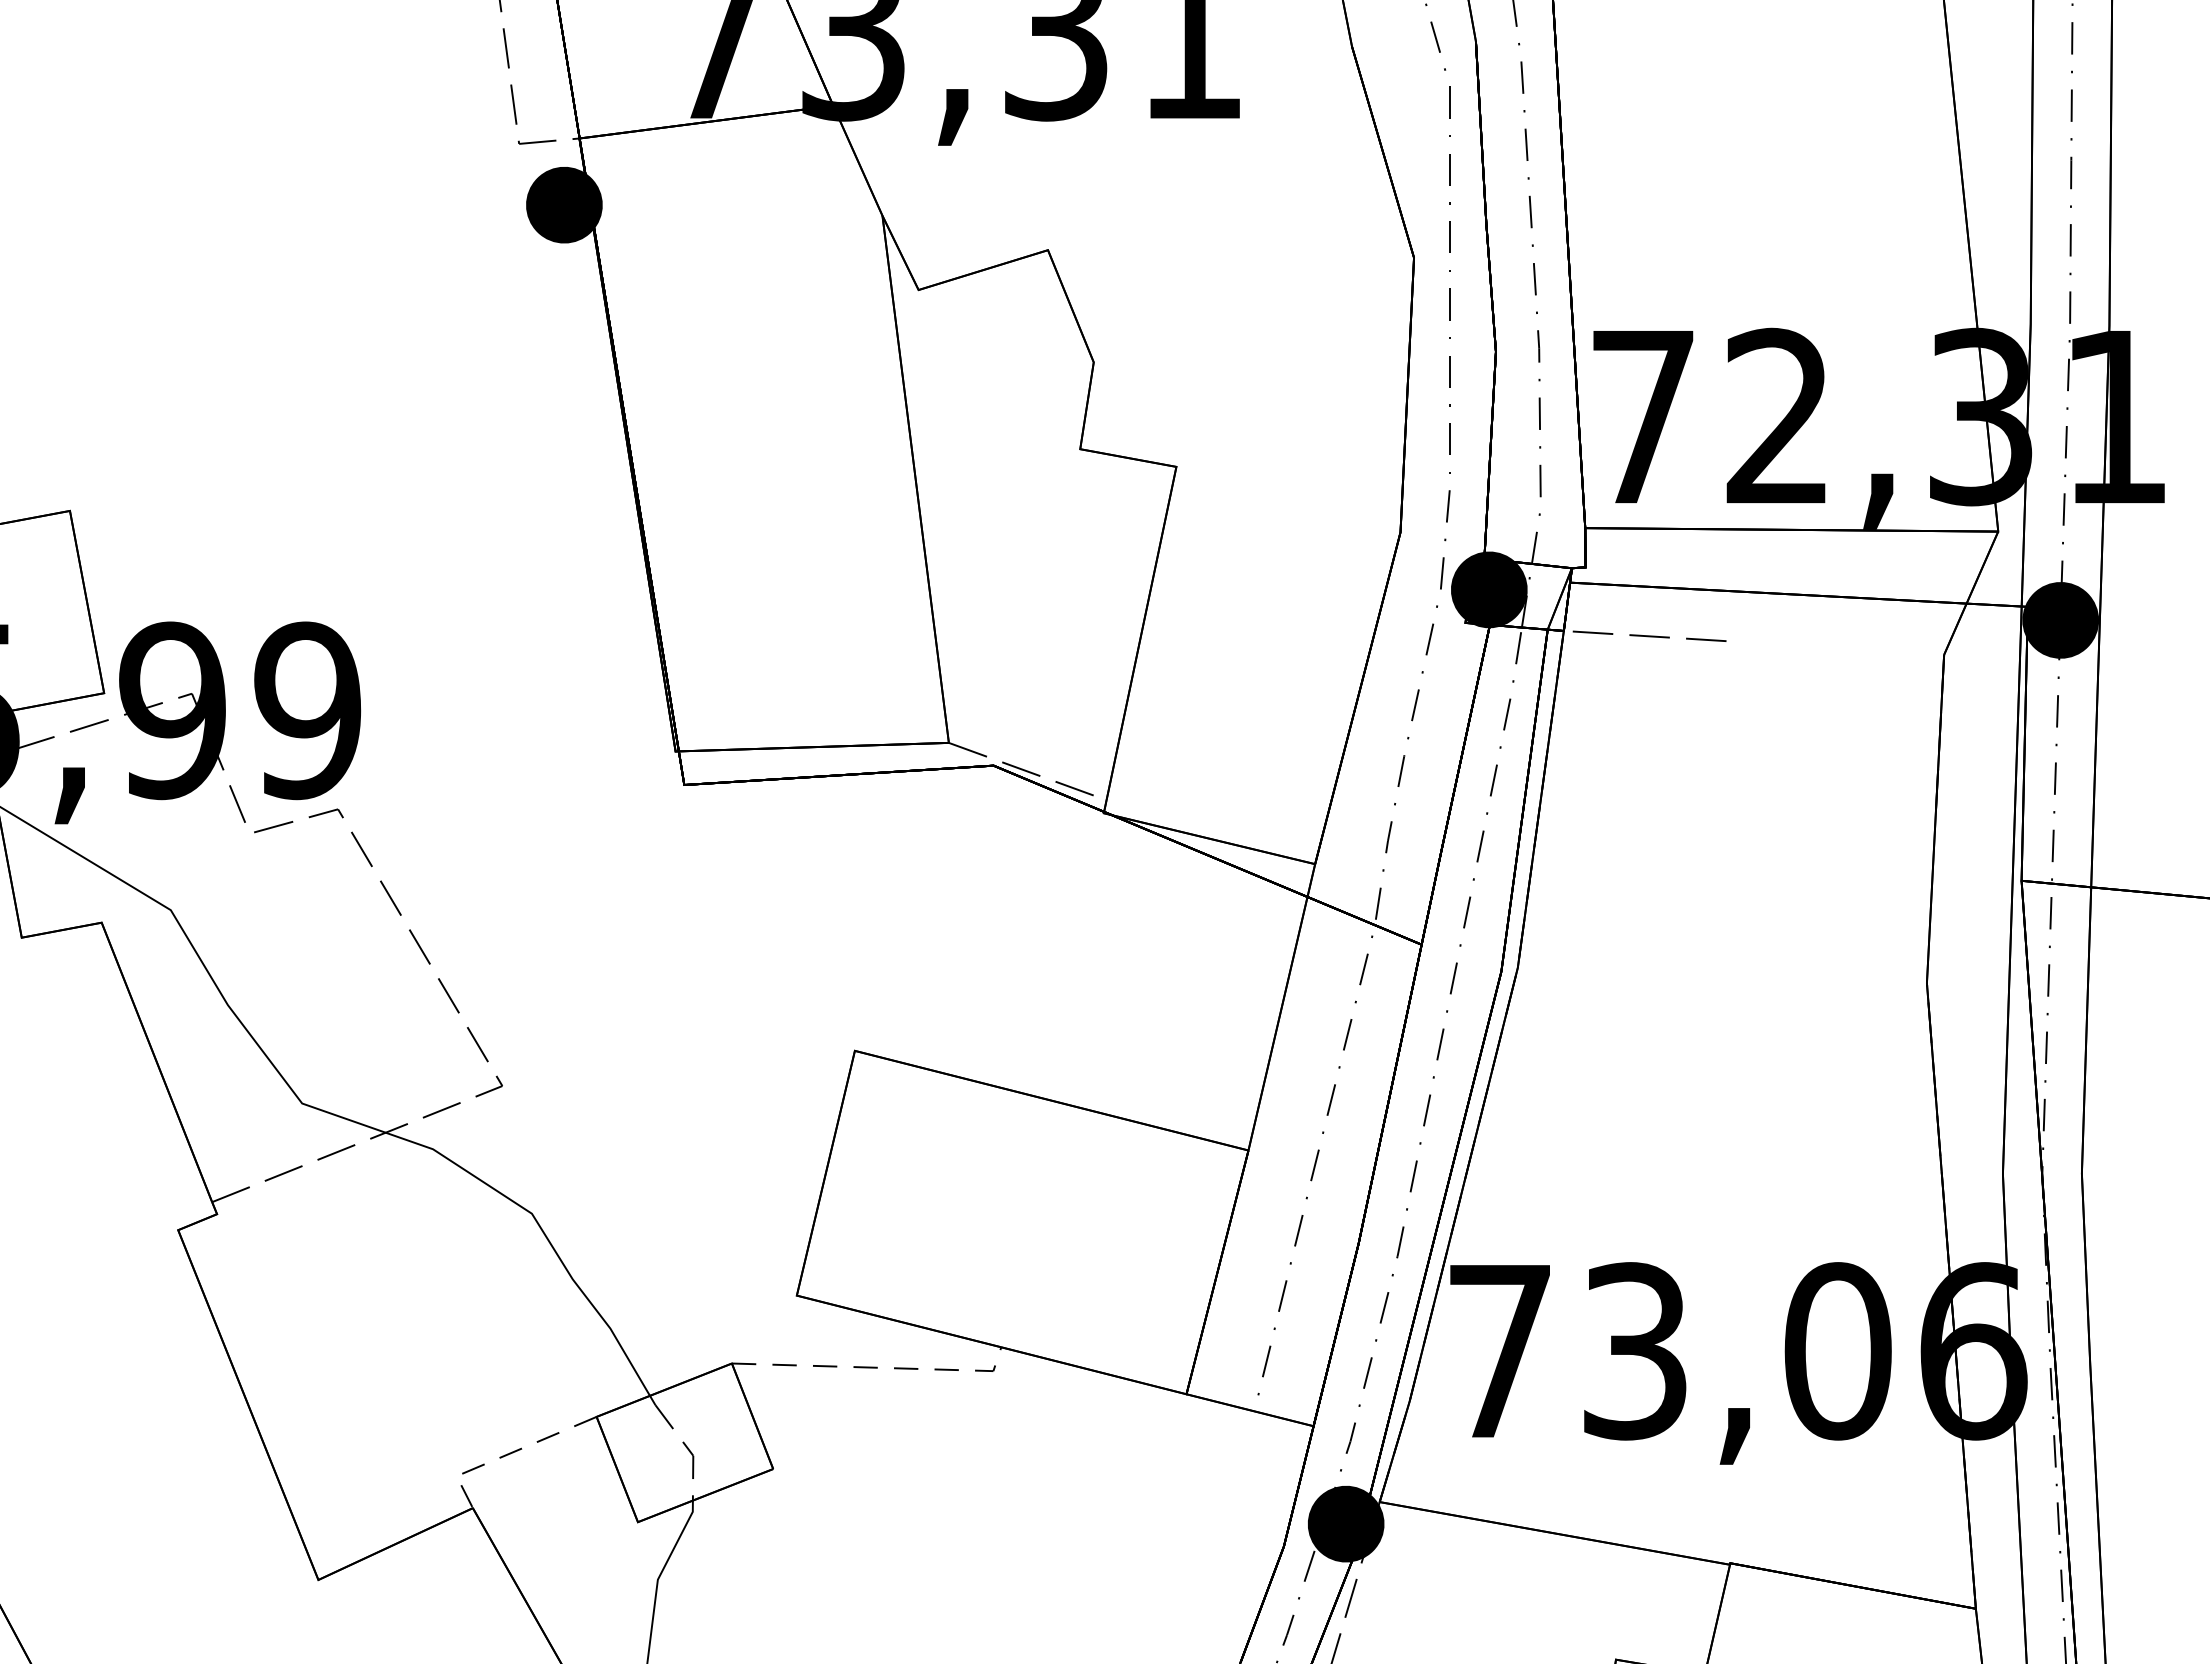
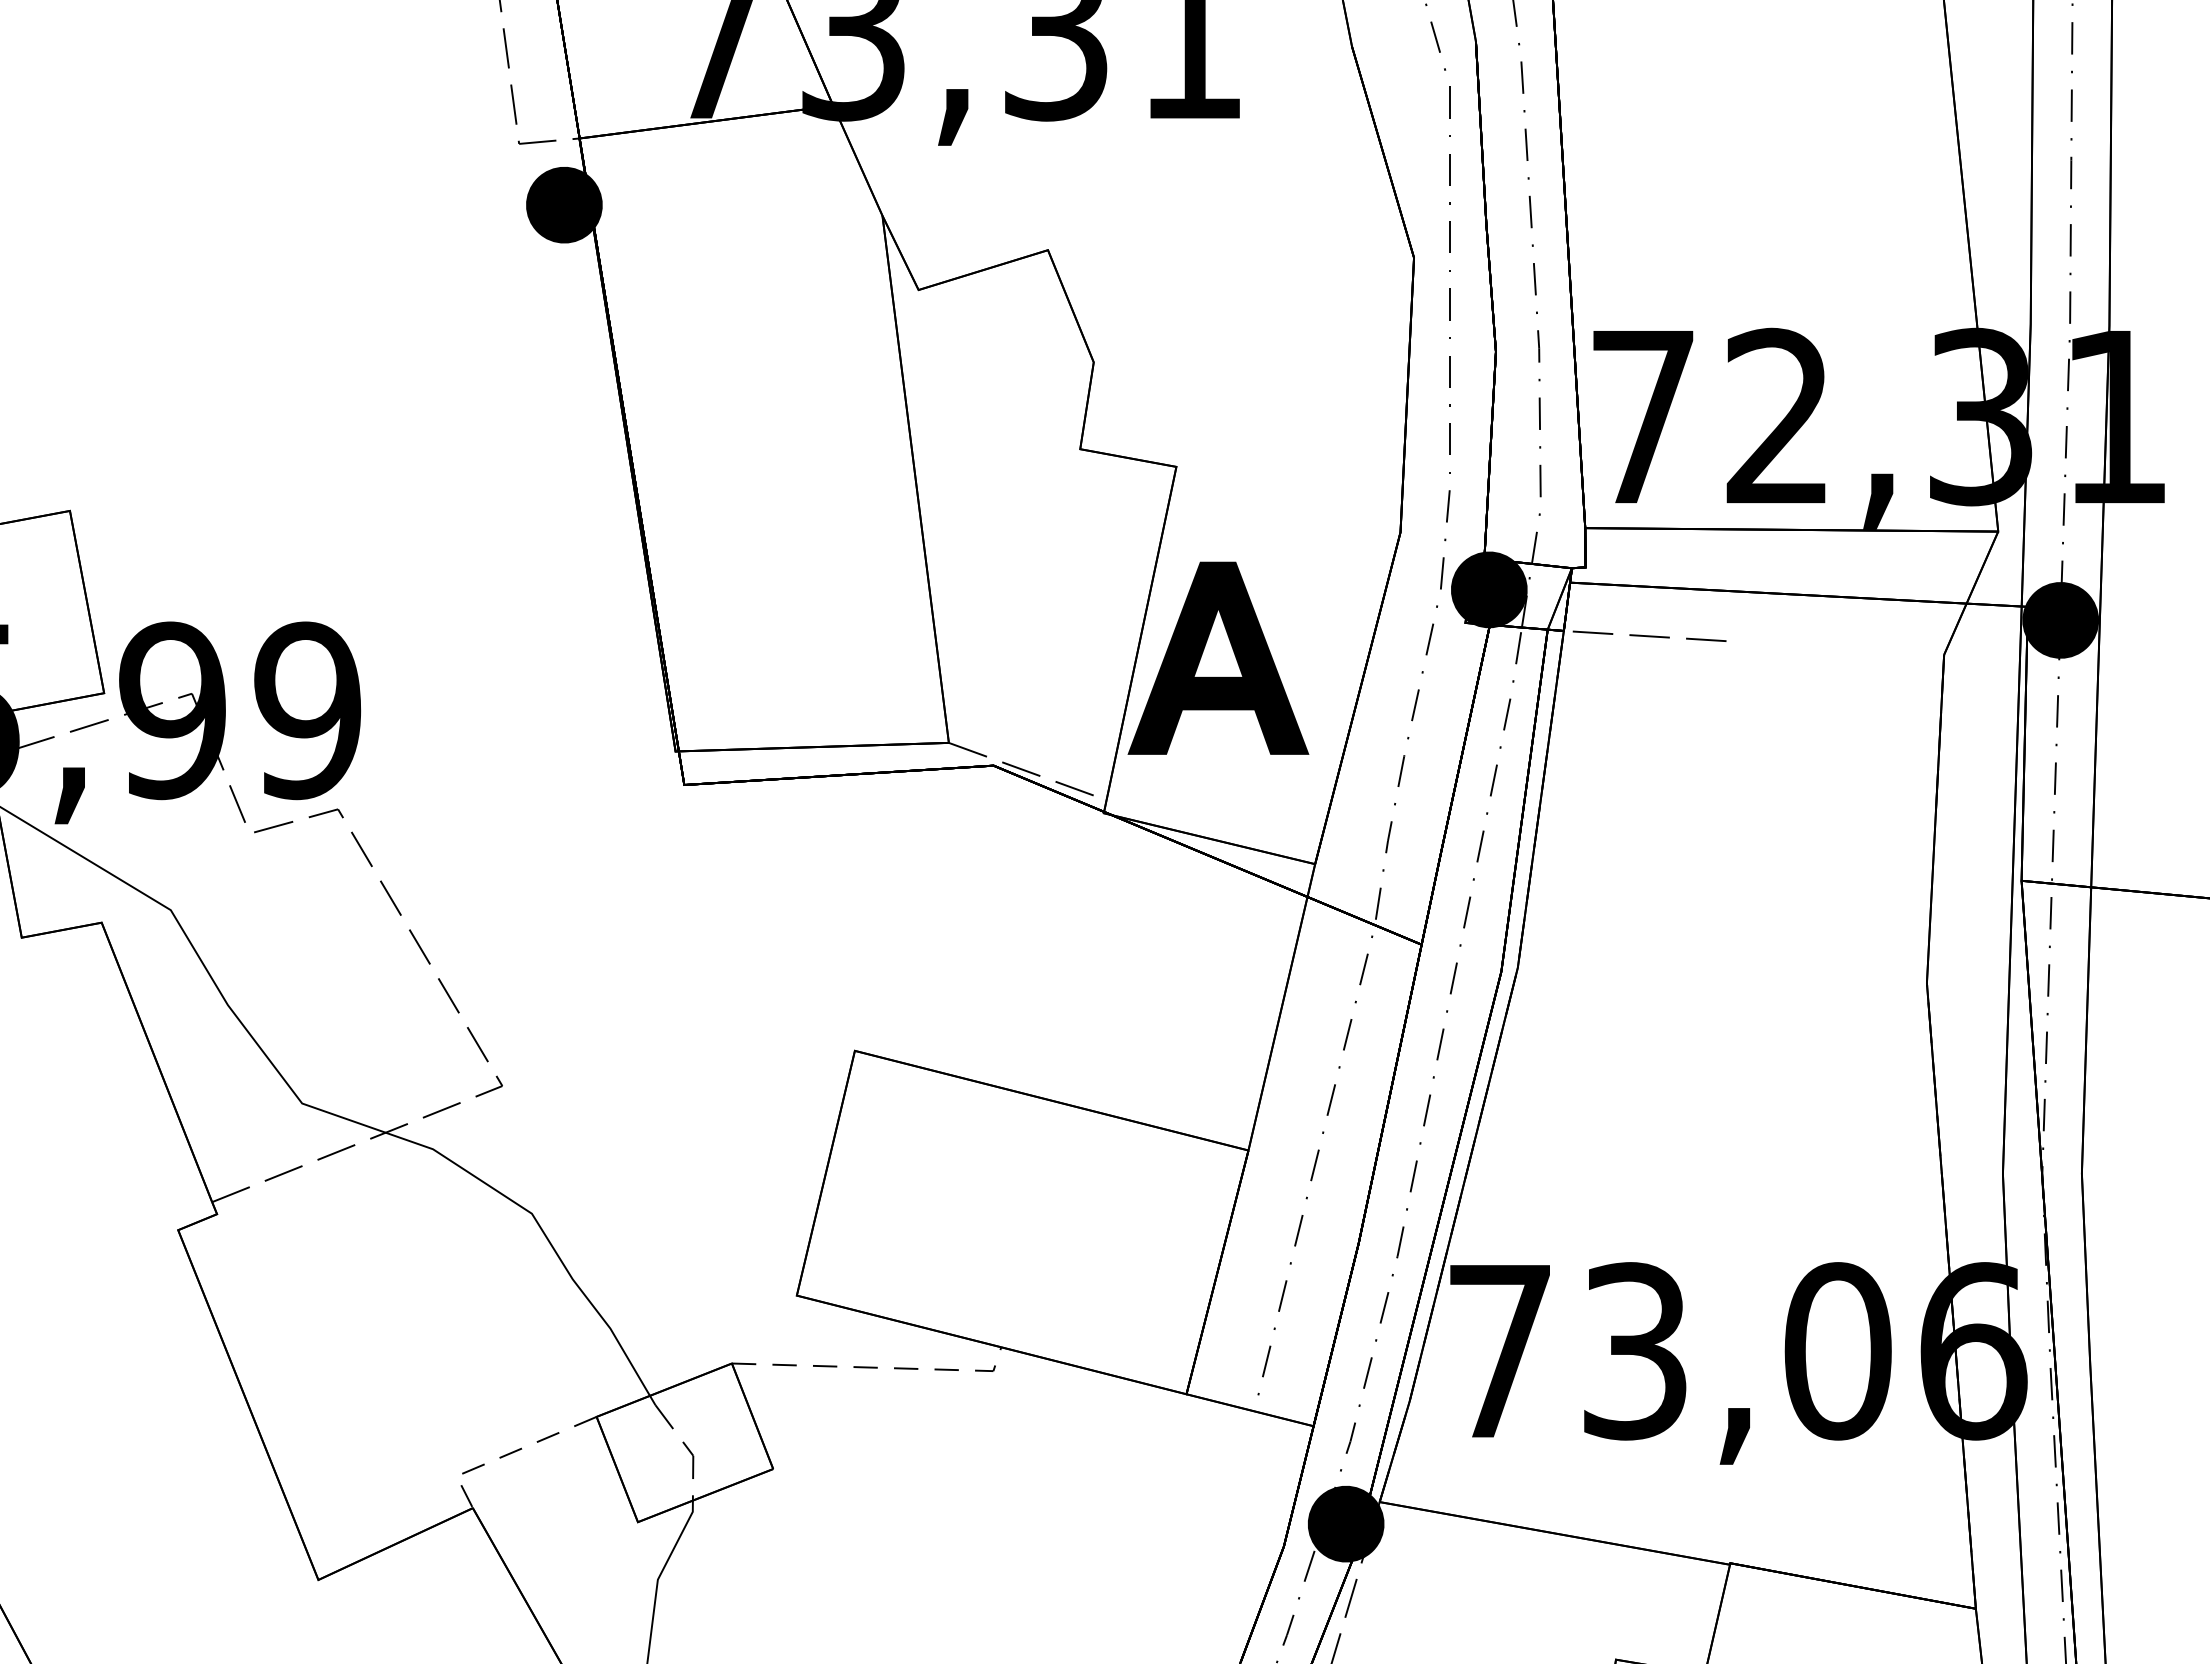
part: none -> present (1218, 657)
